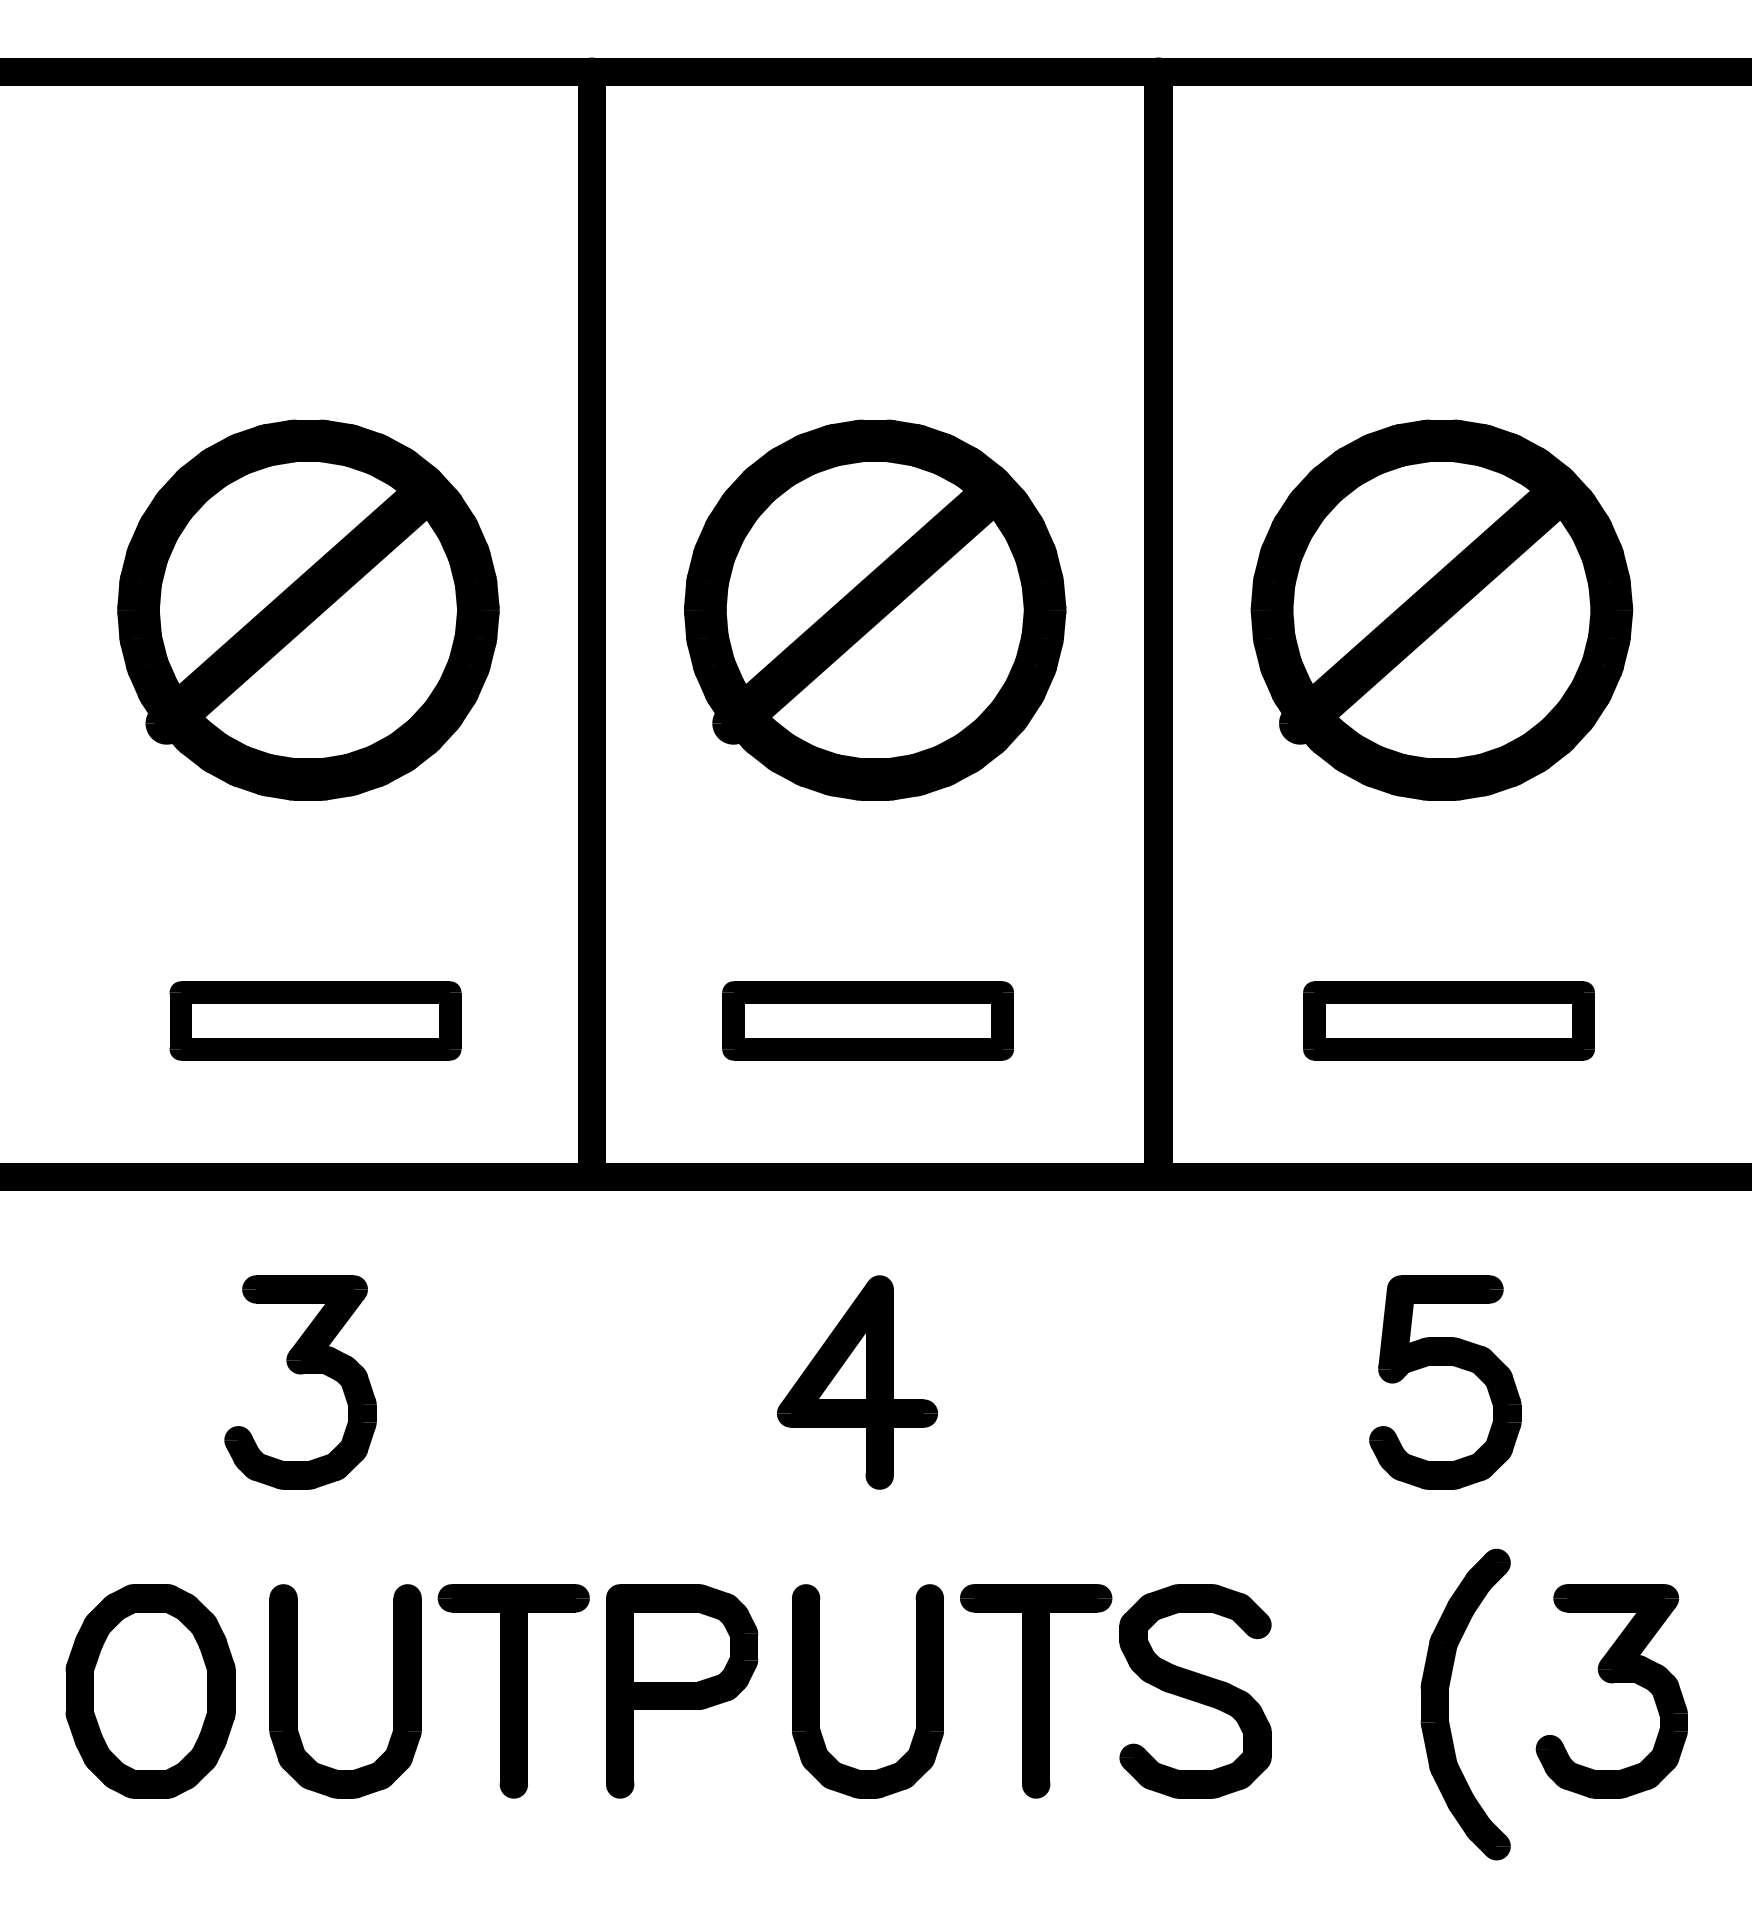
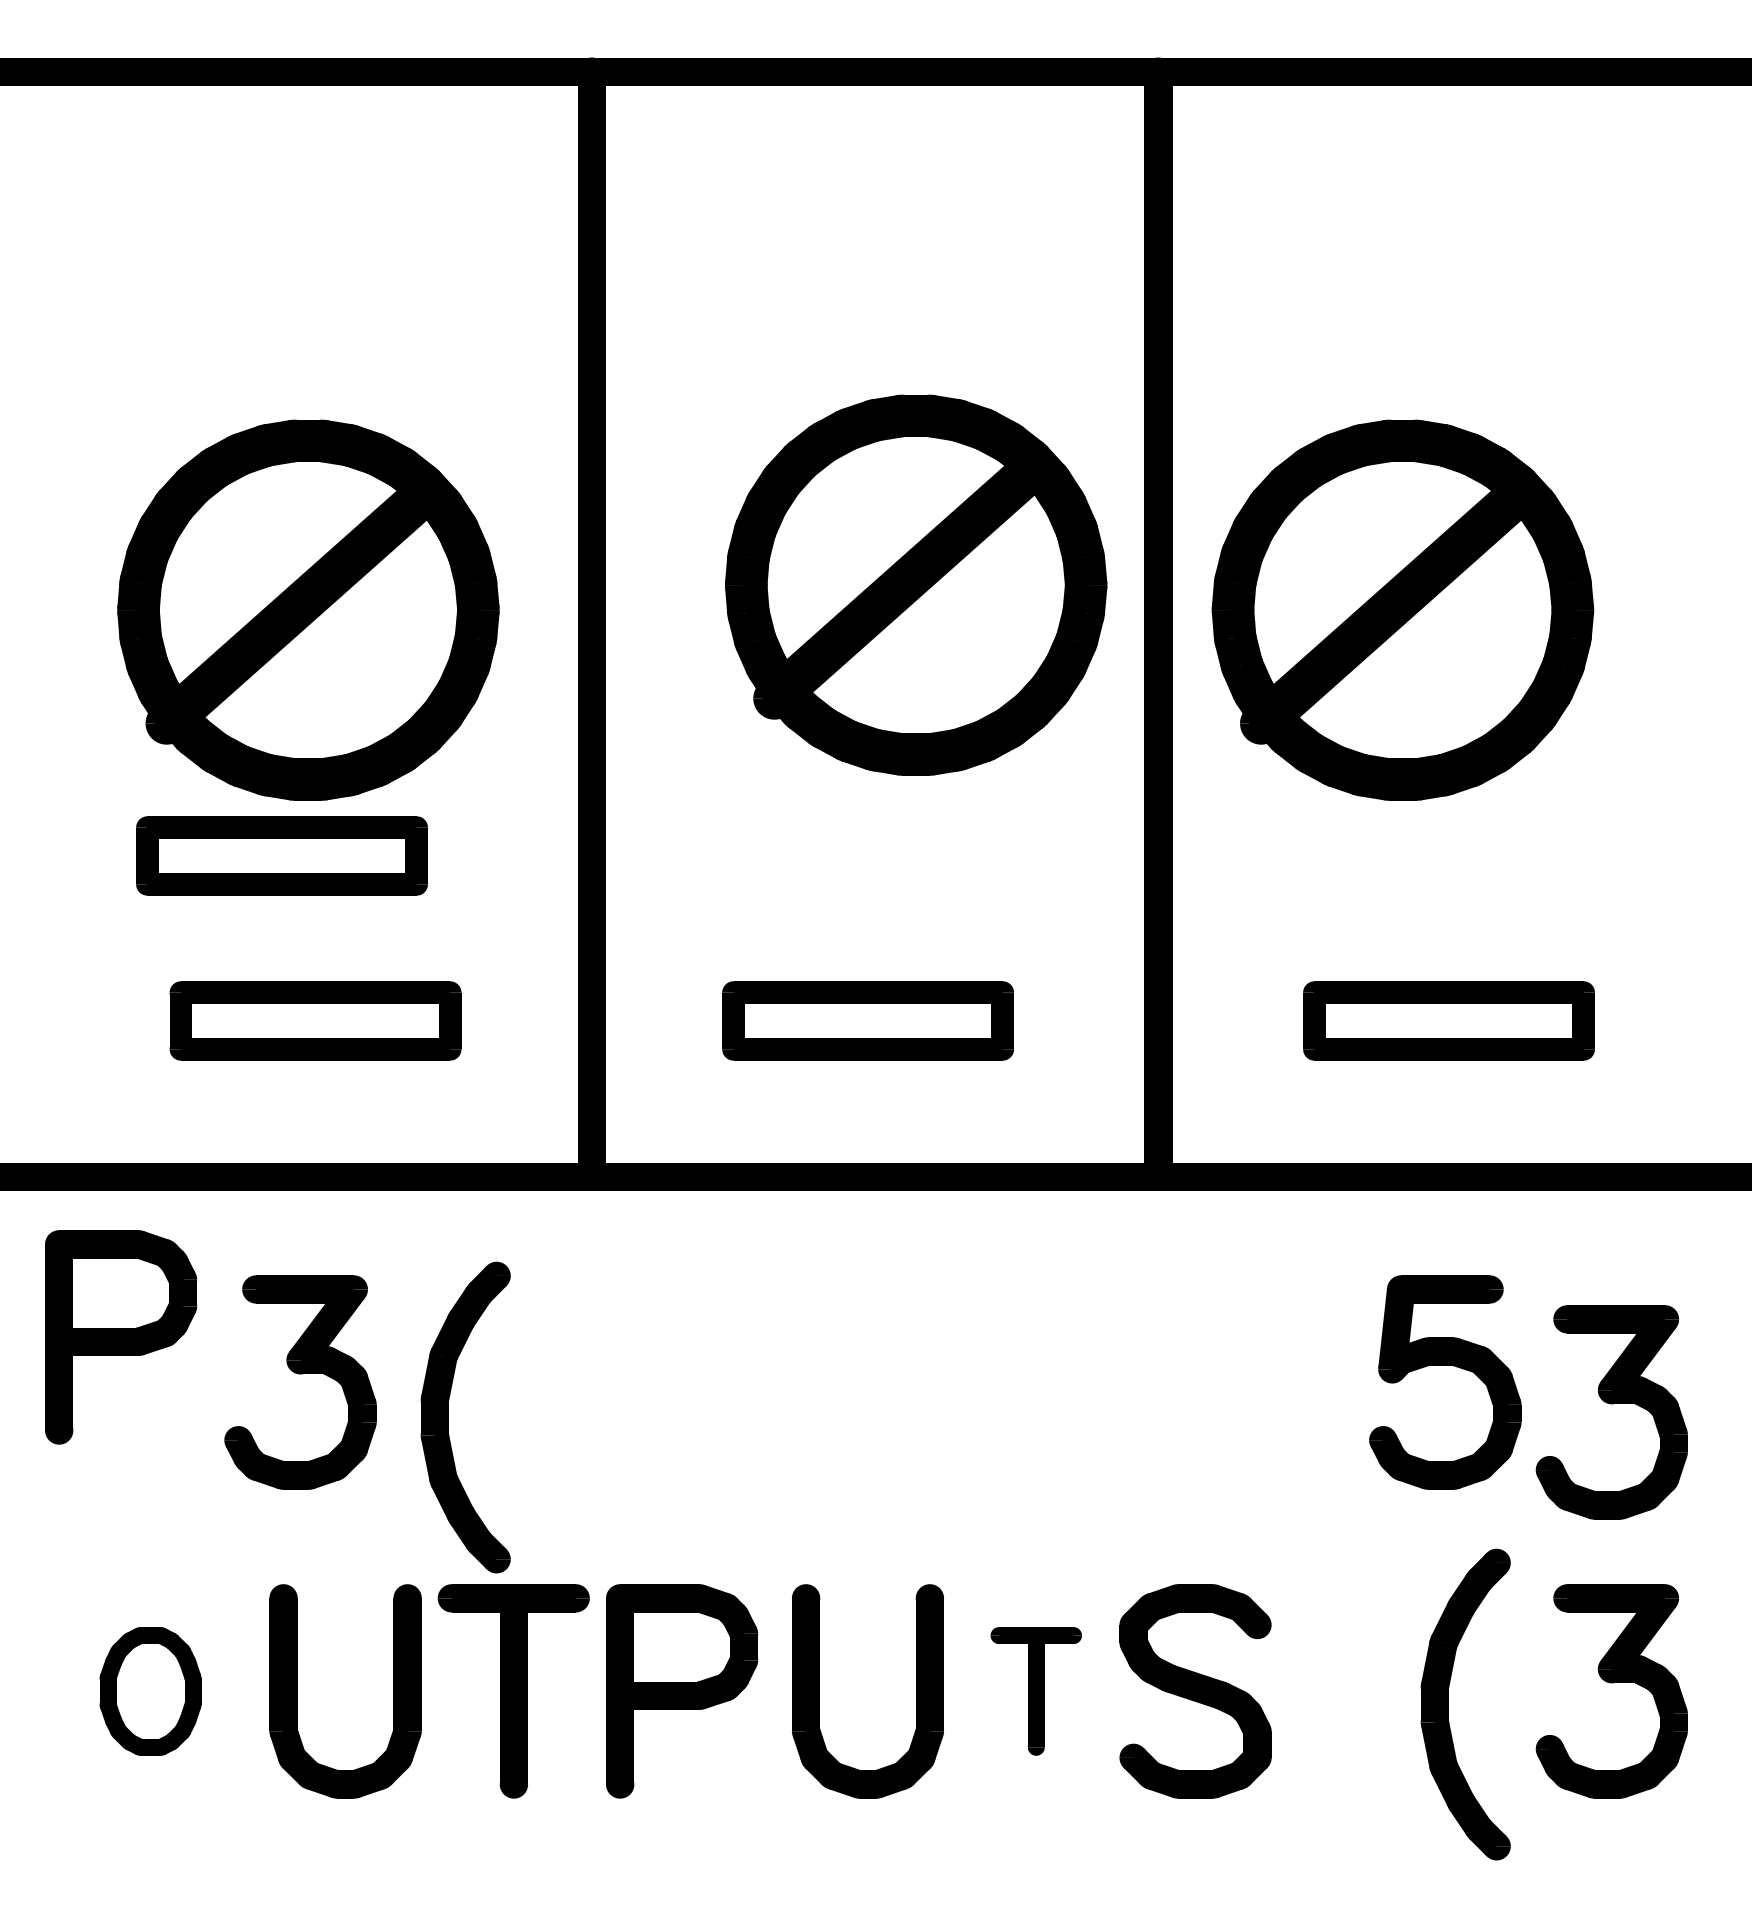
part position: (875, 609) -> (916, 584) (916, 584)
part position: (1441, 609) -> (1402, 609) (1402, 609)
part: none -> present (281, 855)
part: none -> present (121, 1337)
part: present -> none (857, 1382)
part: none -> present (1611, 1404)
part: none -> present (448, 1417)
part size: 171x215 px -> 103x129 px (150, 1691)
part size: 153x215 px -> 92x129 px (1035, 1691)
